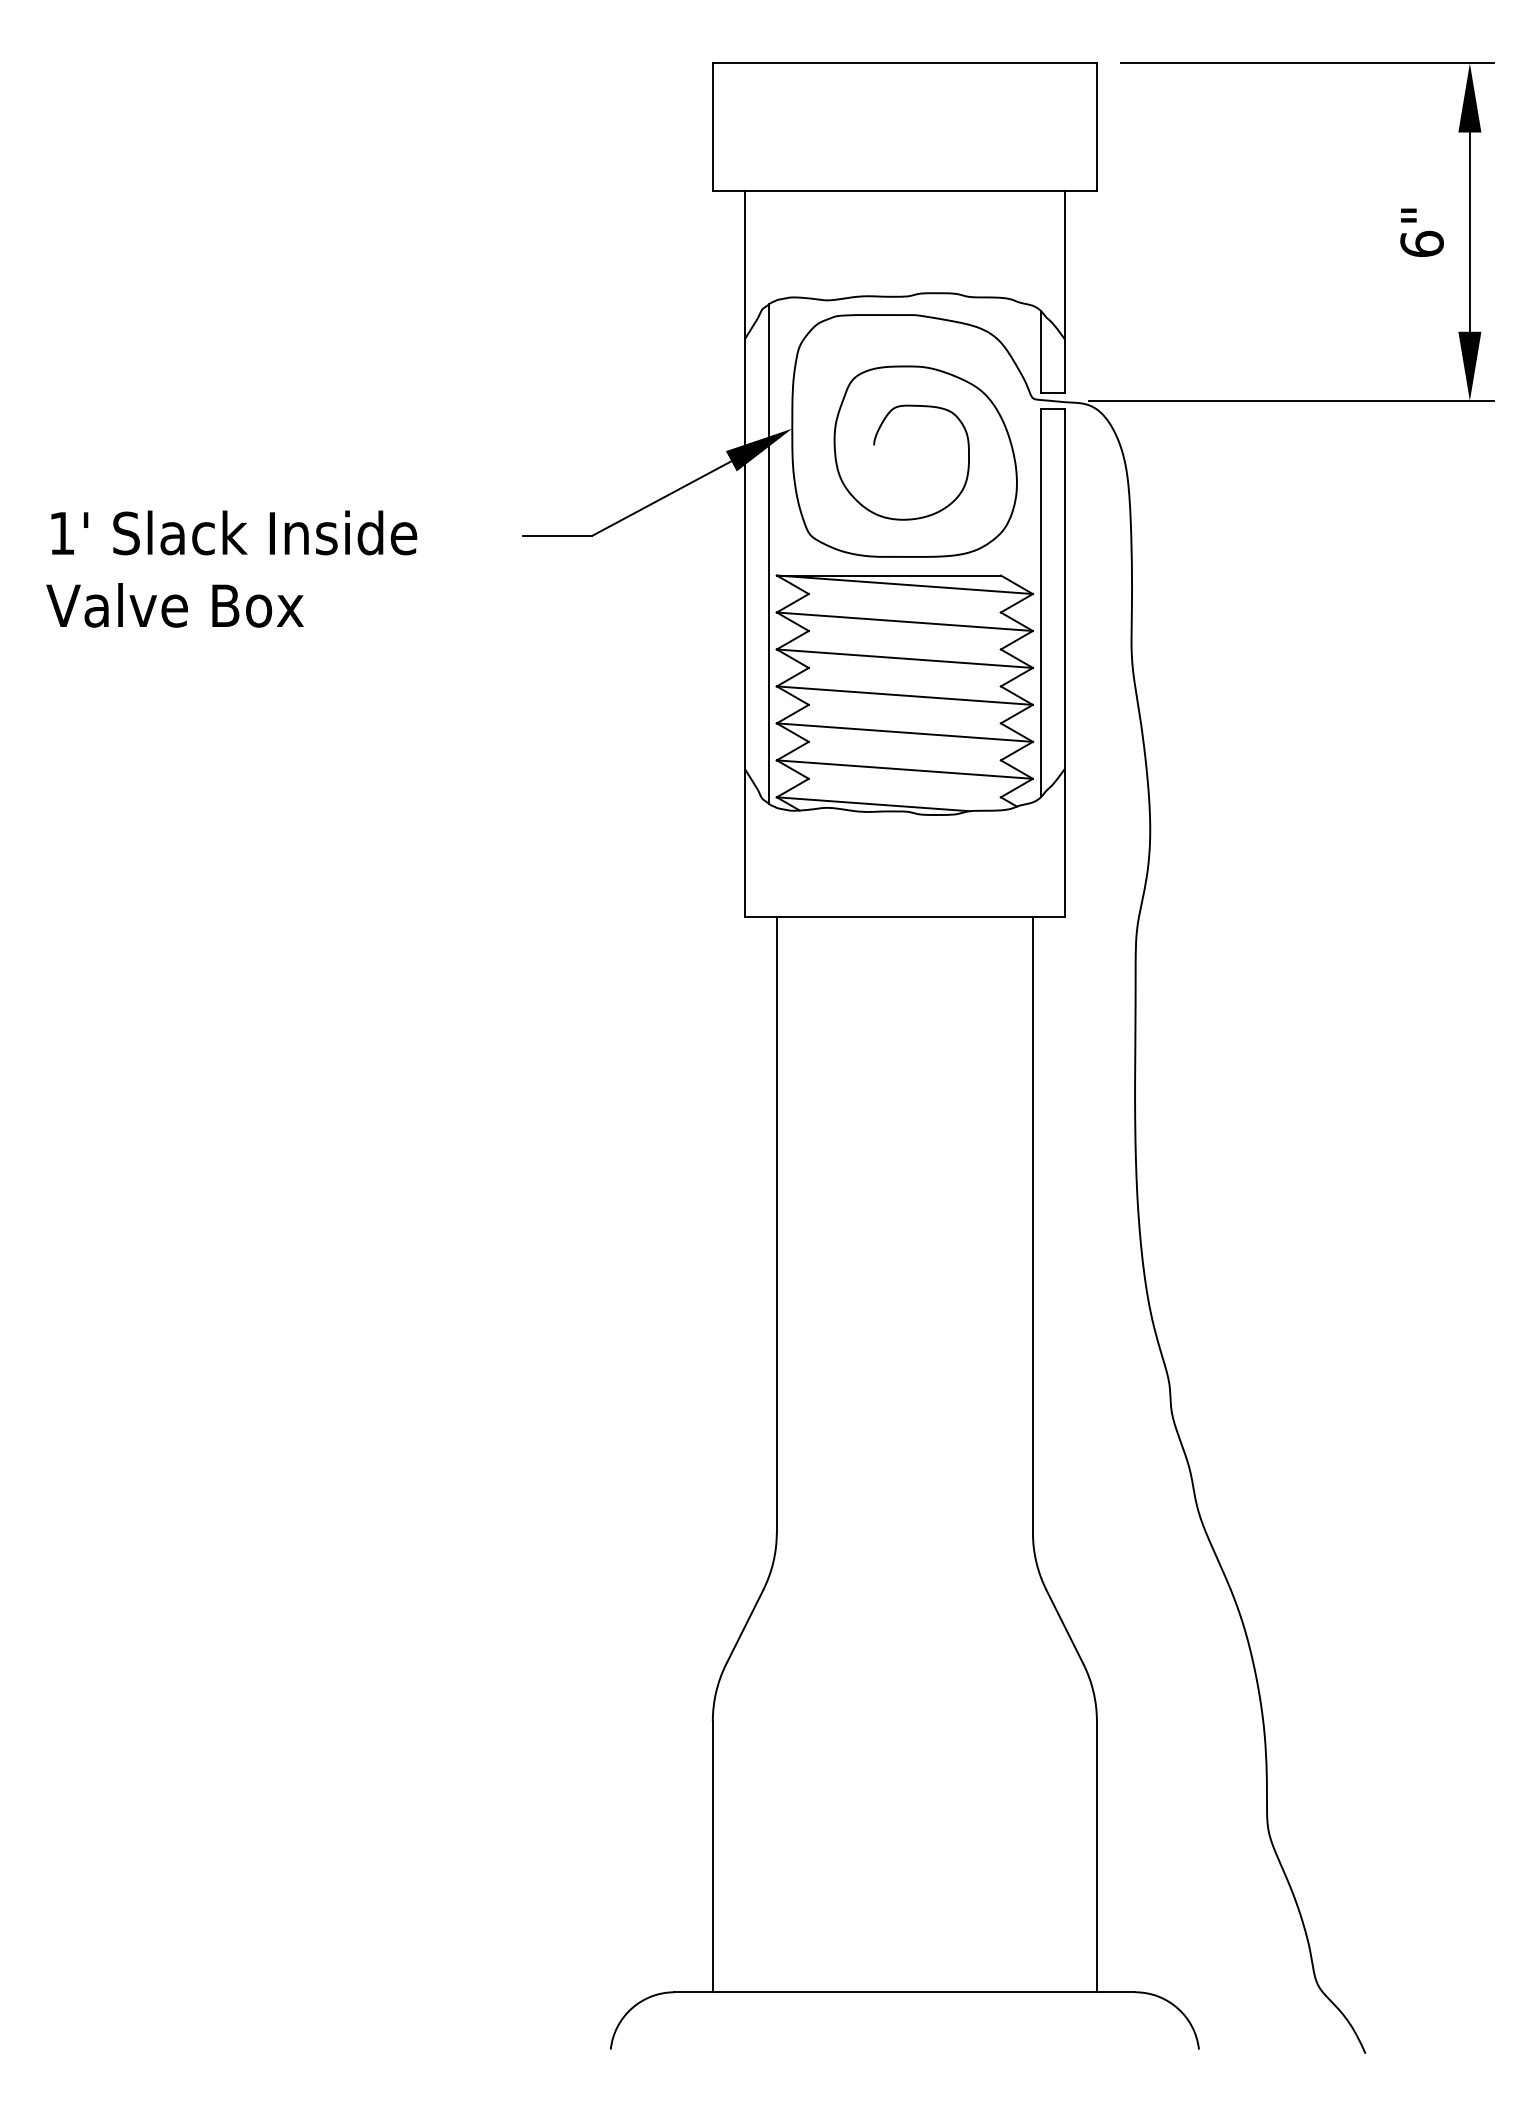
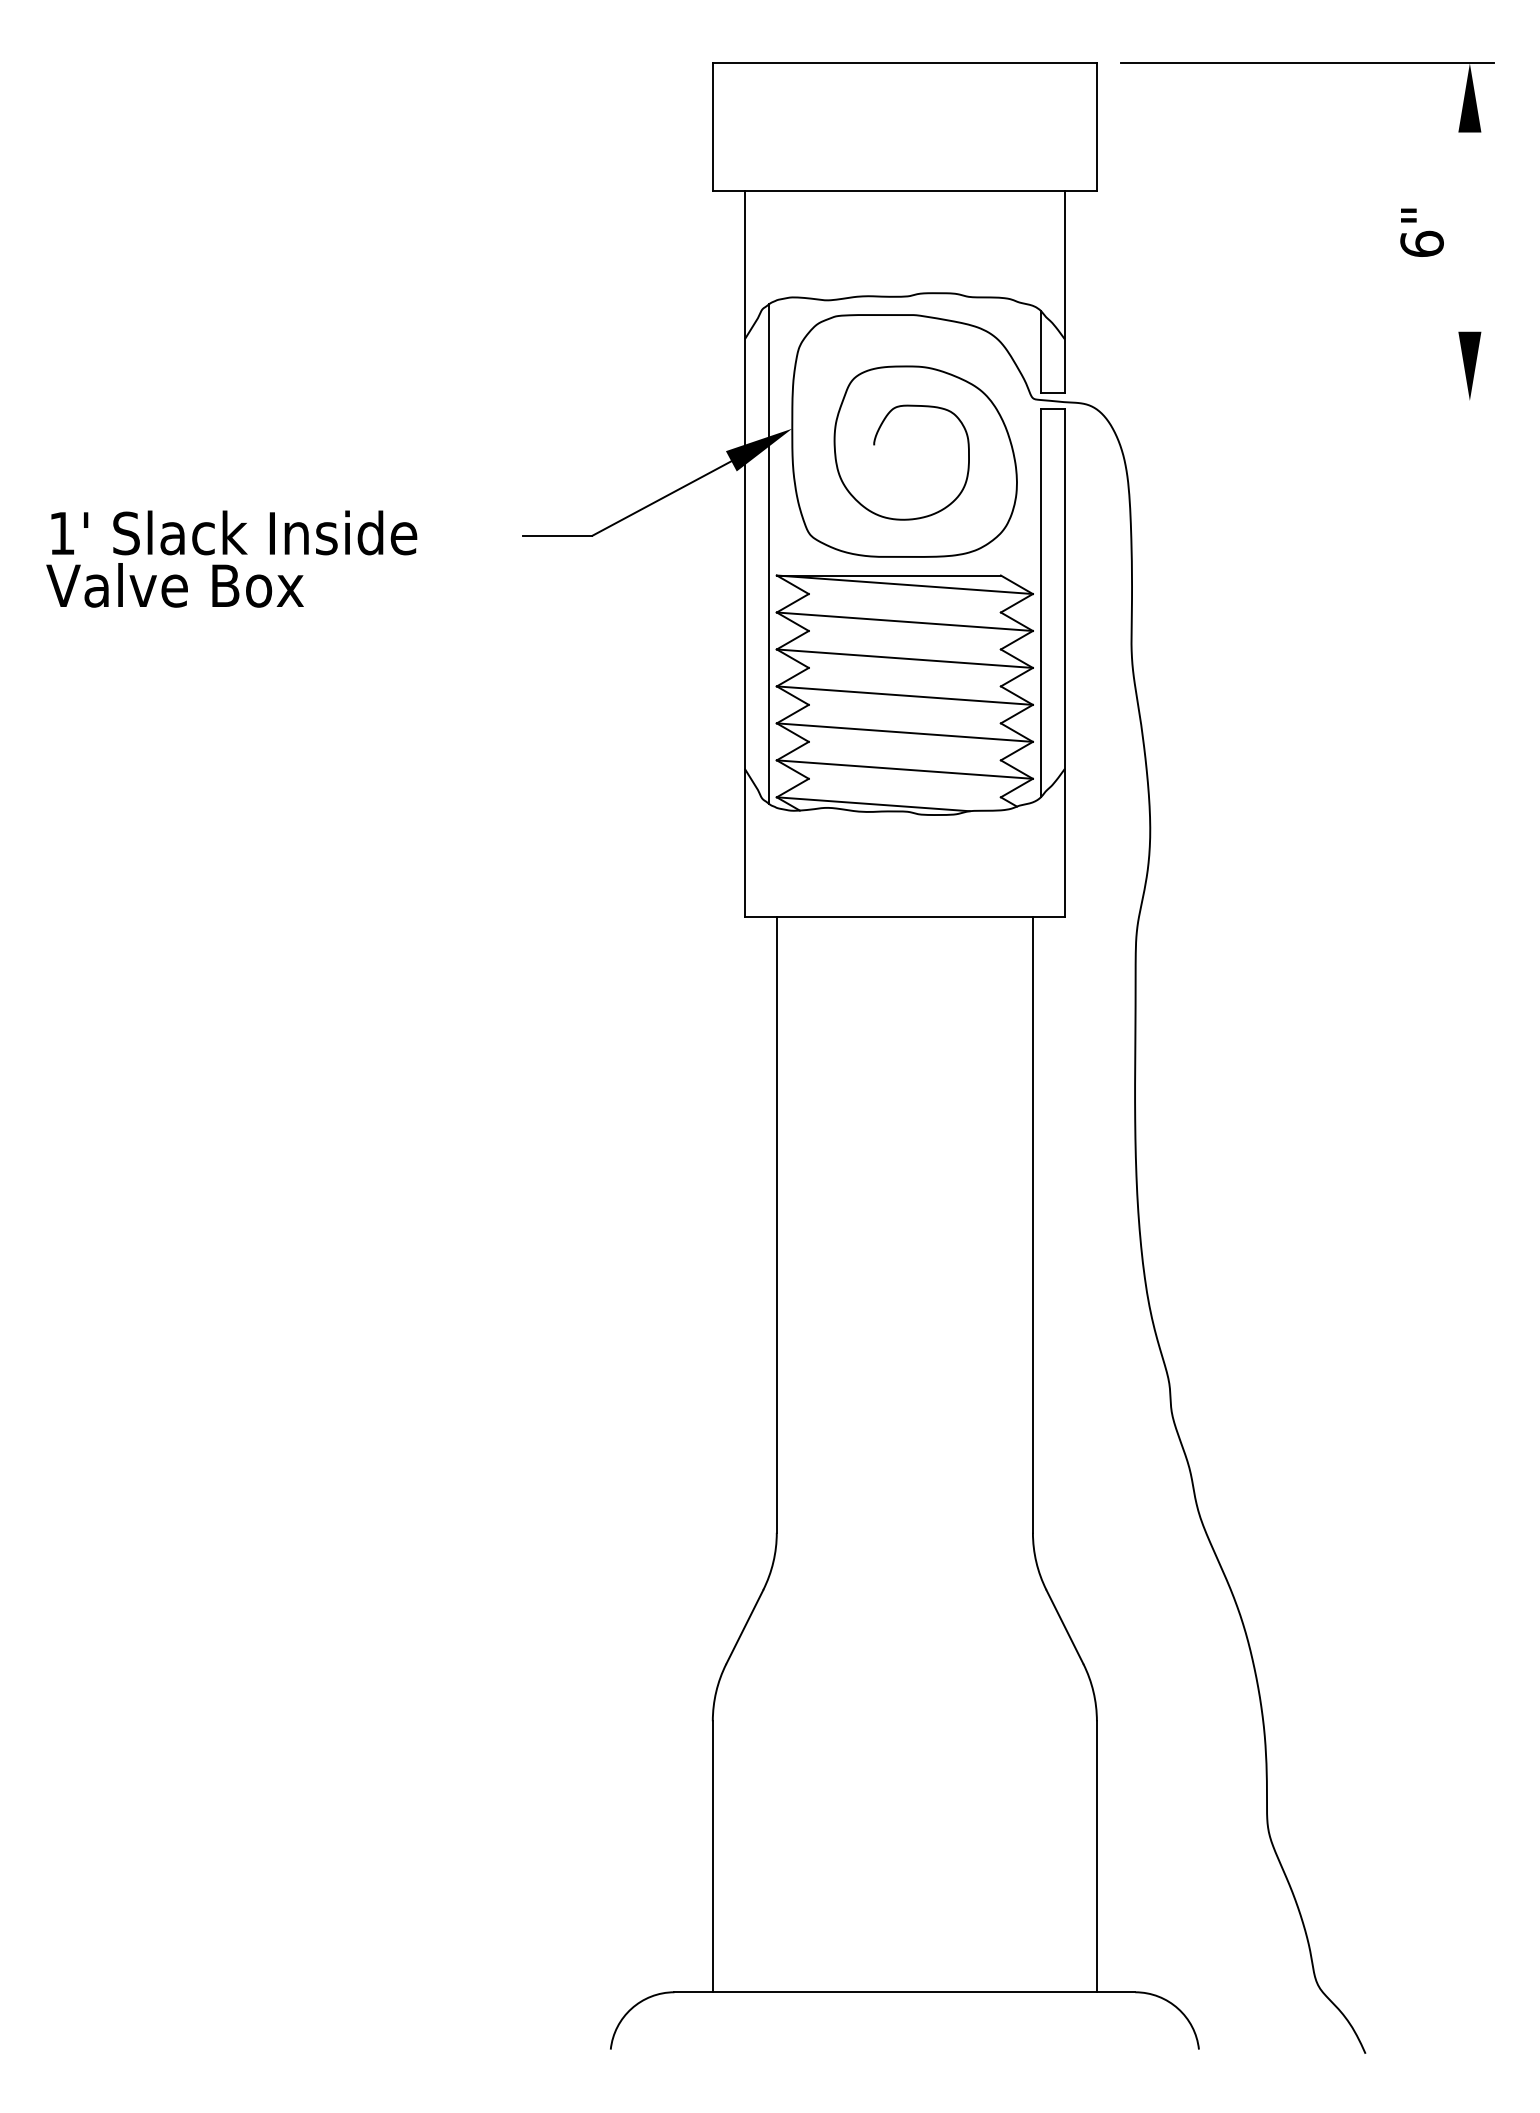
line: present -> none (1469, 231)
line: present -> none (1290, 400)
text position: (174, 605) -> (174, 585) (174, 585)
